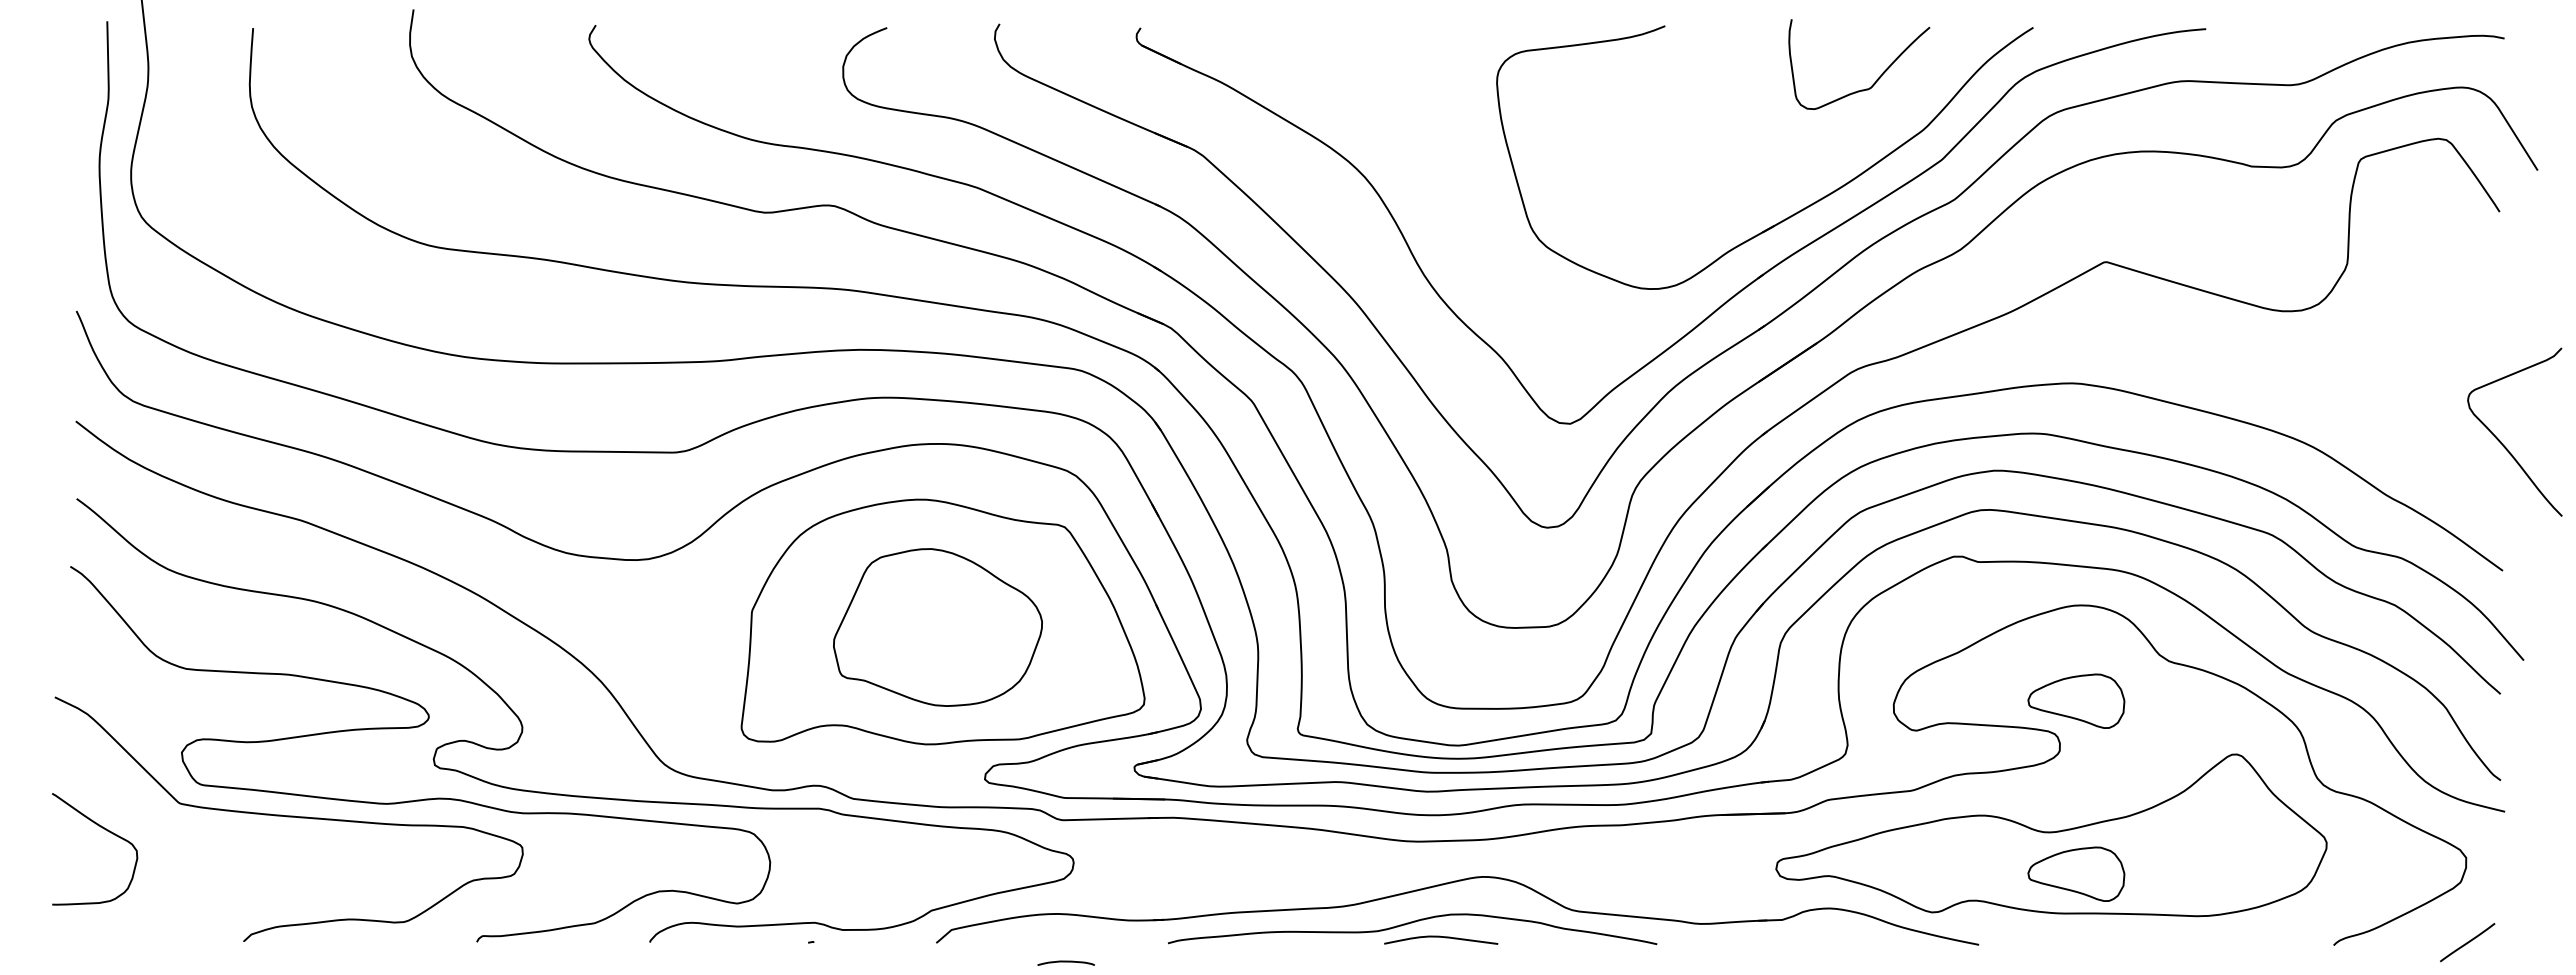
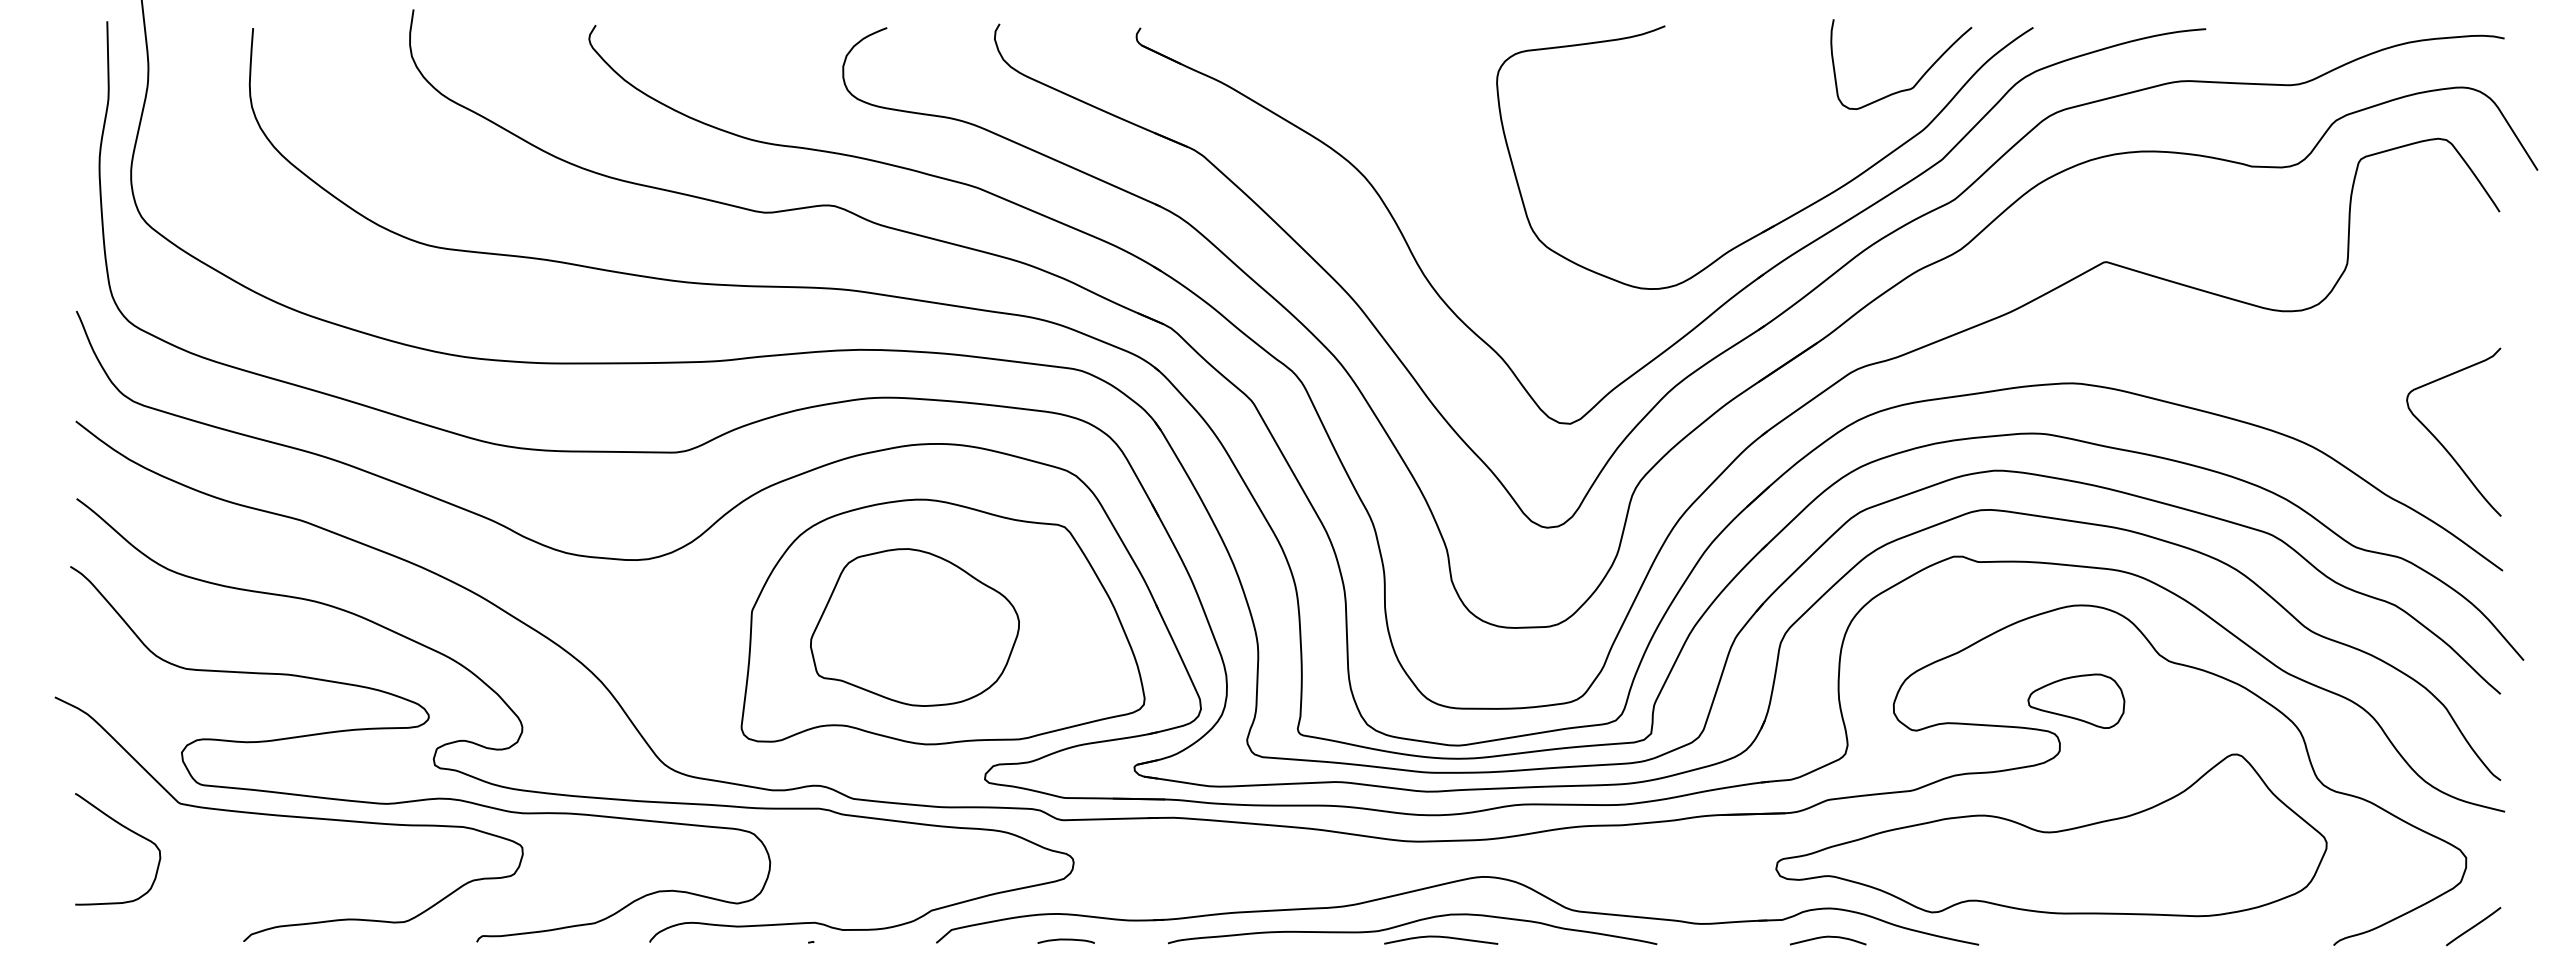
curve position: (1876, 79) -> (1918, 79) (1918, 79)
curve position: (2501, 441) -> (2440, 441) (2440, 441)
part position: (937, 627) -> (914, 627) (914, 627)
curve position: (105, 830) -> (128, 830) (128, 830)
part: present -> none (2076, 873)
curve: none -> present (1828, 937)
line position: (2467, 942) -> (2473, 926) (2473, 926)
curve position: (1065, 962) -> (1065, 940) (1065, 940)
